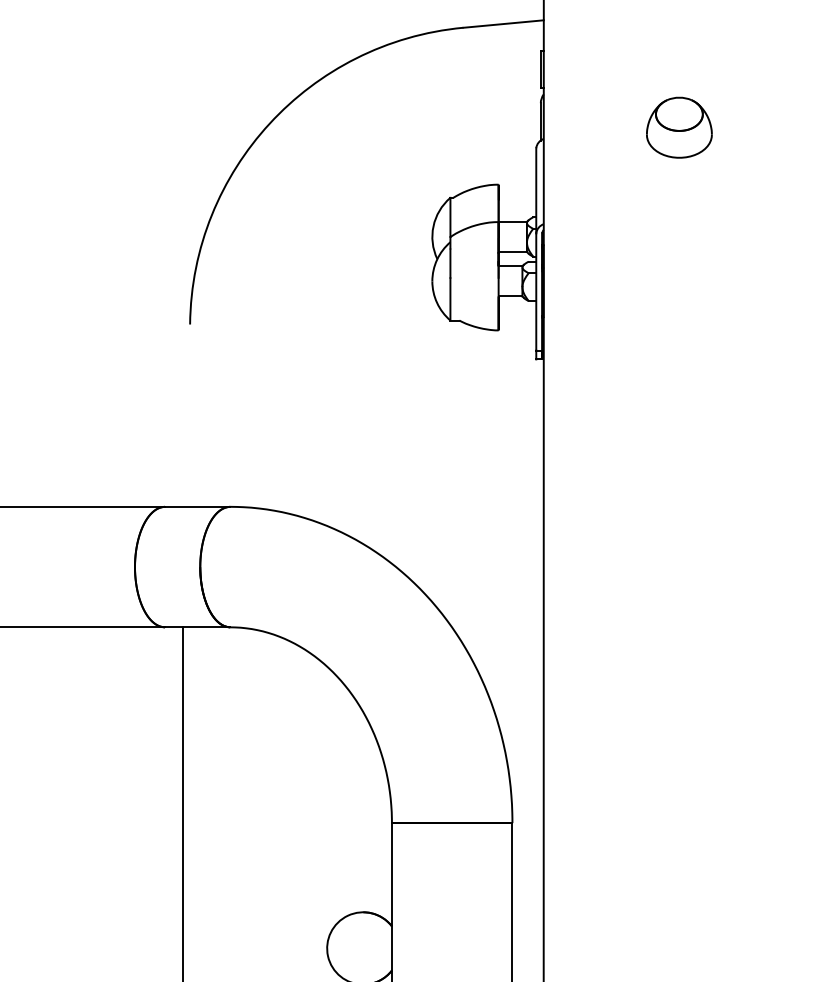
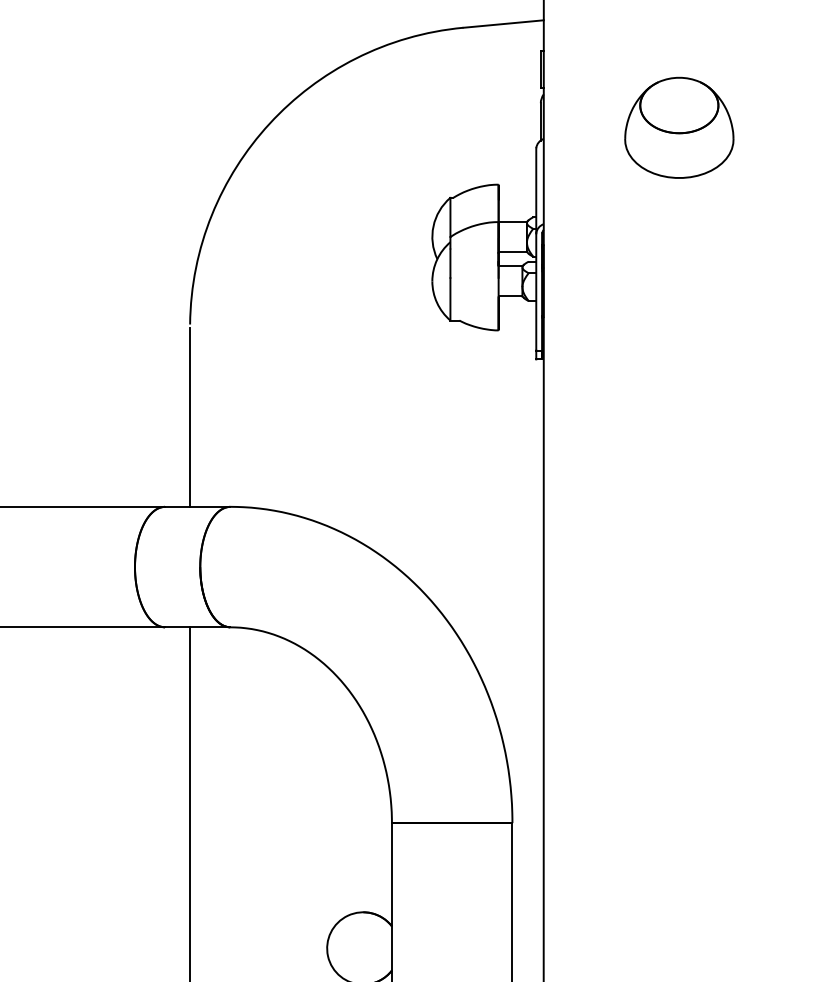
part size: 67x63 px -> 111x103 px (679, 127)
line: none -> present (190, 416)
line position: (183, 802) -> (190, 802) (190, 802)
